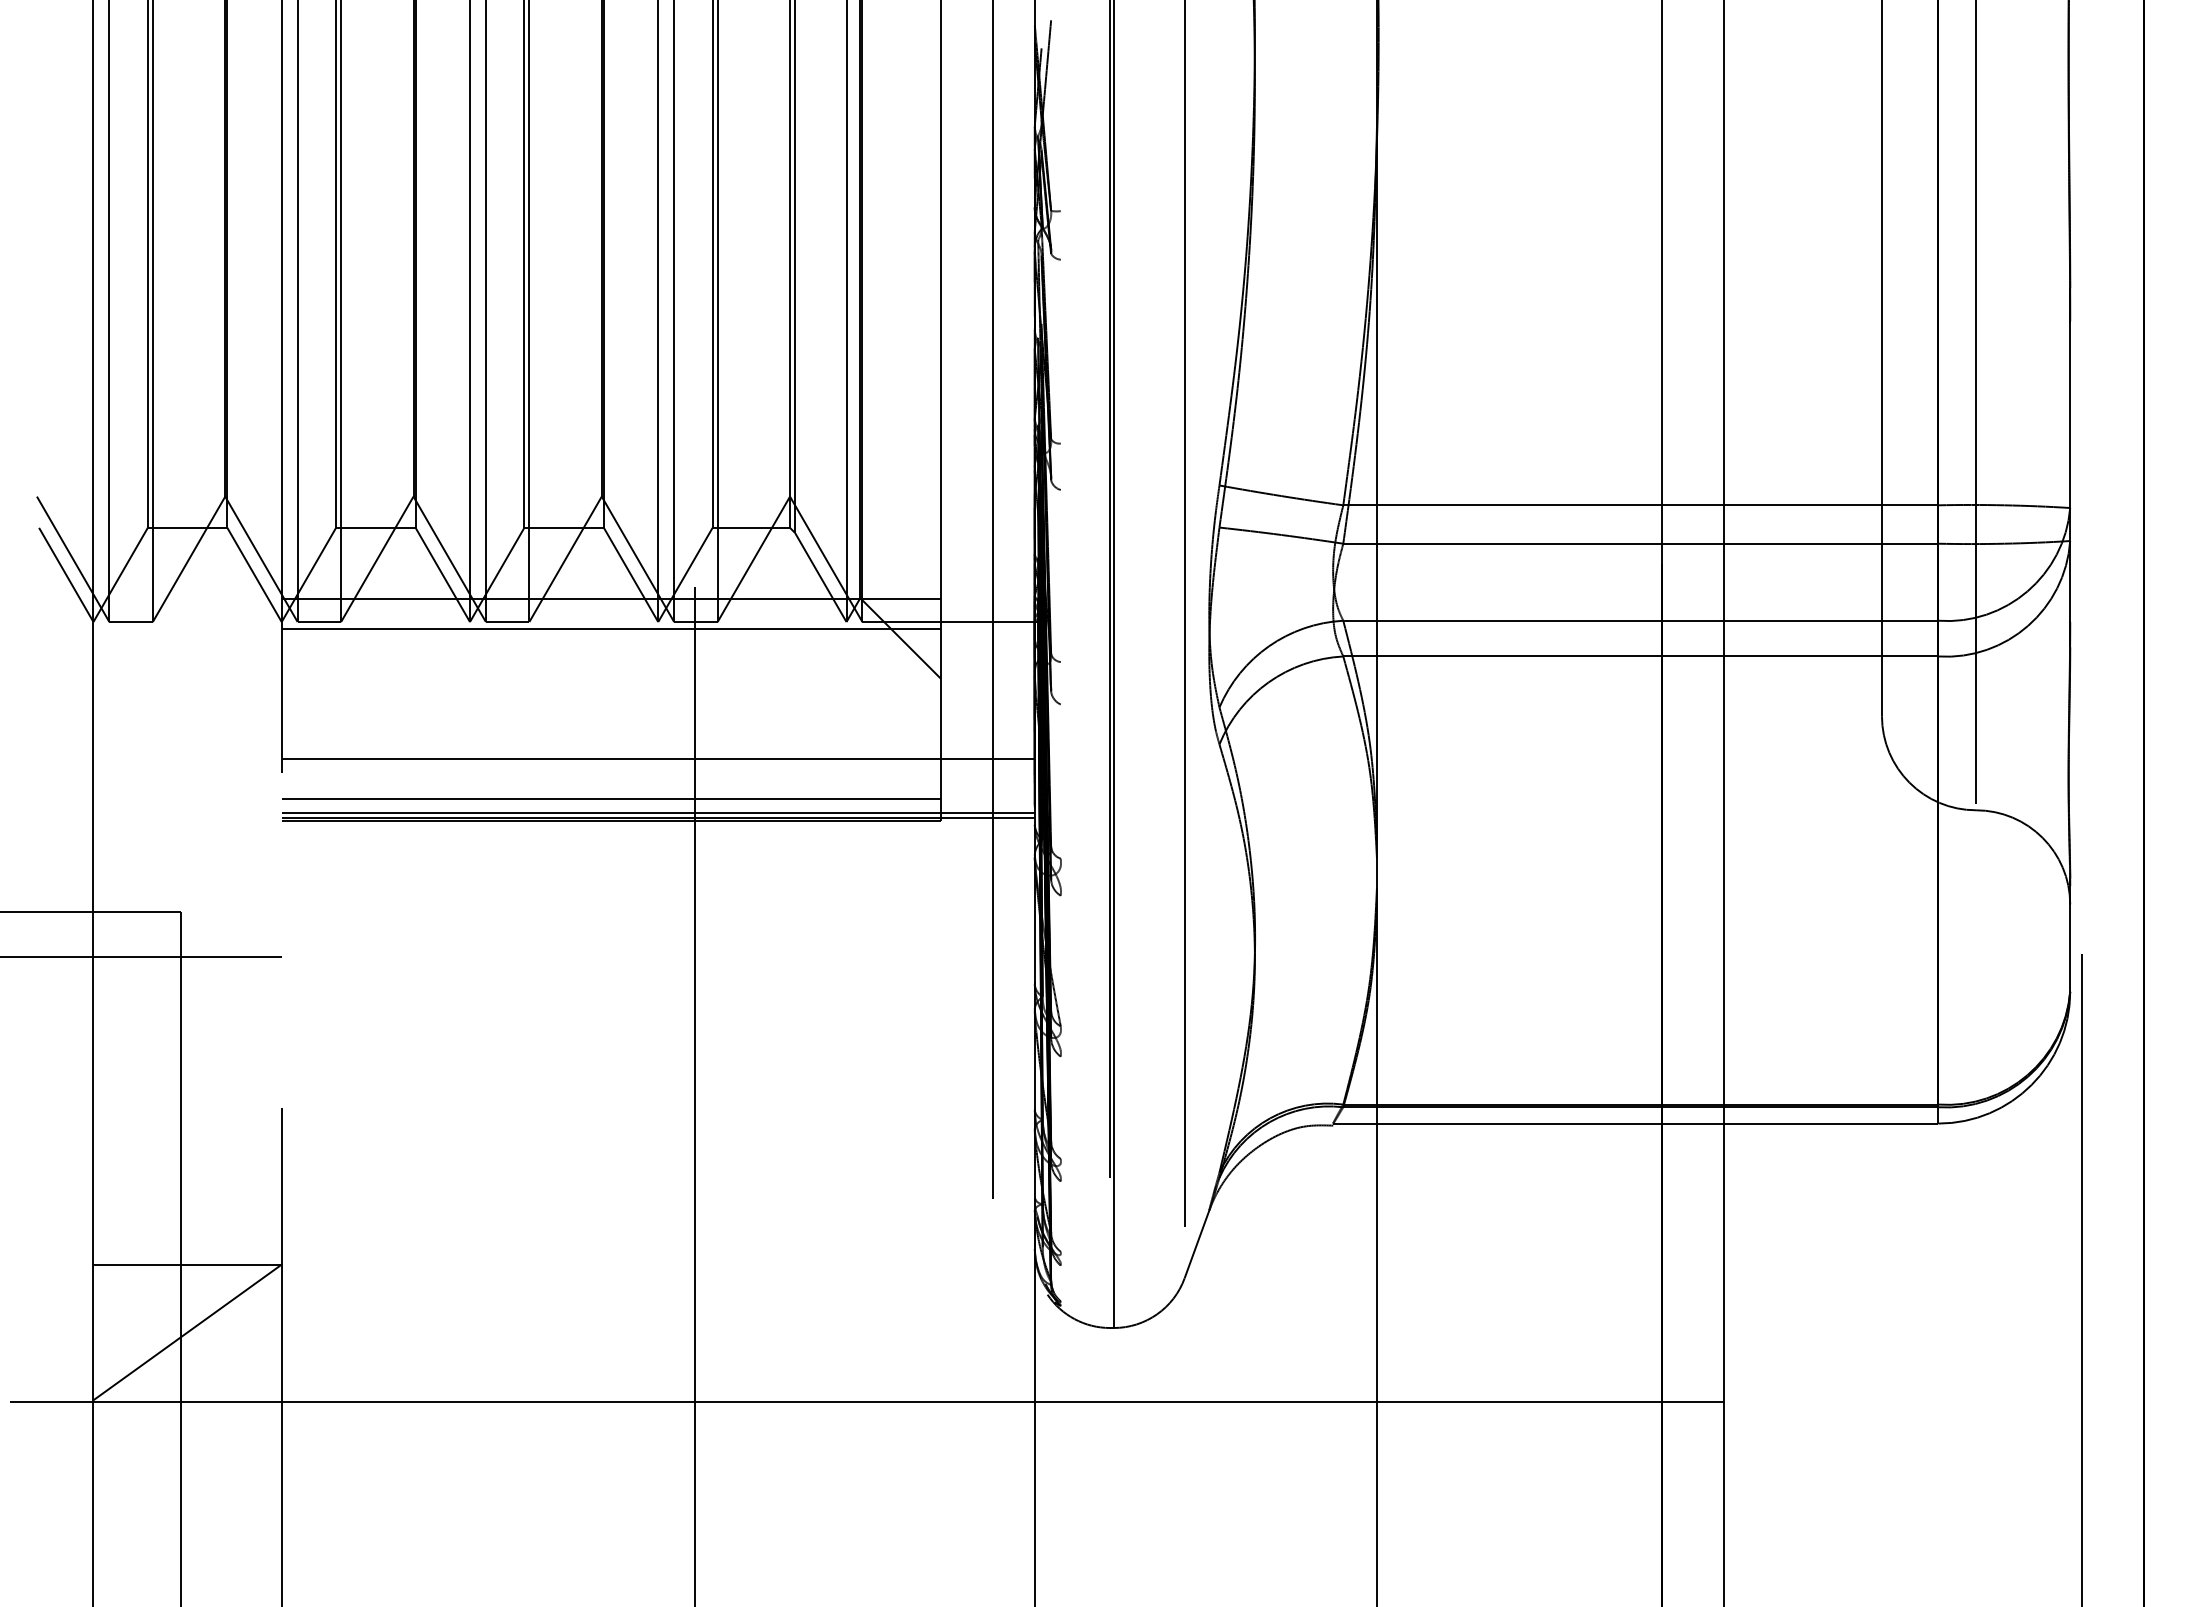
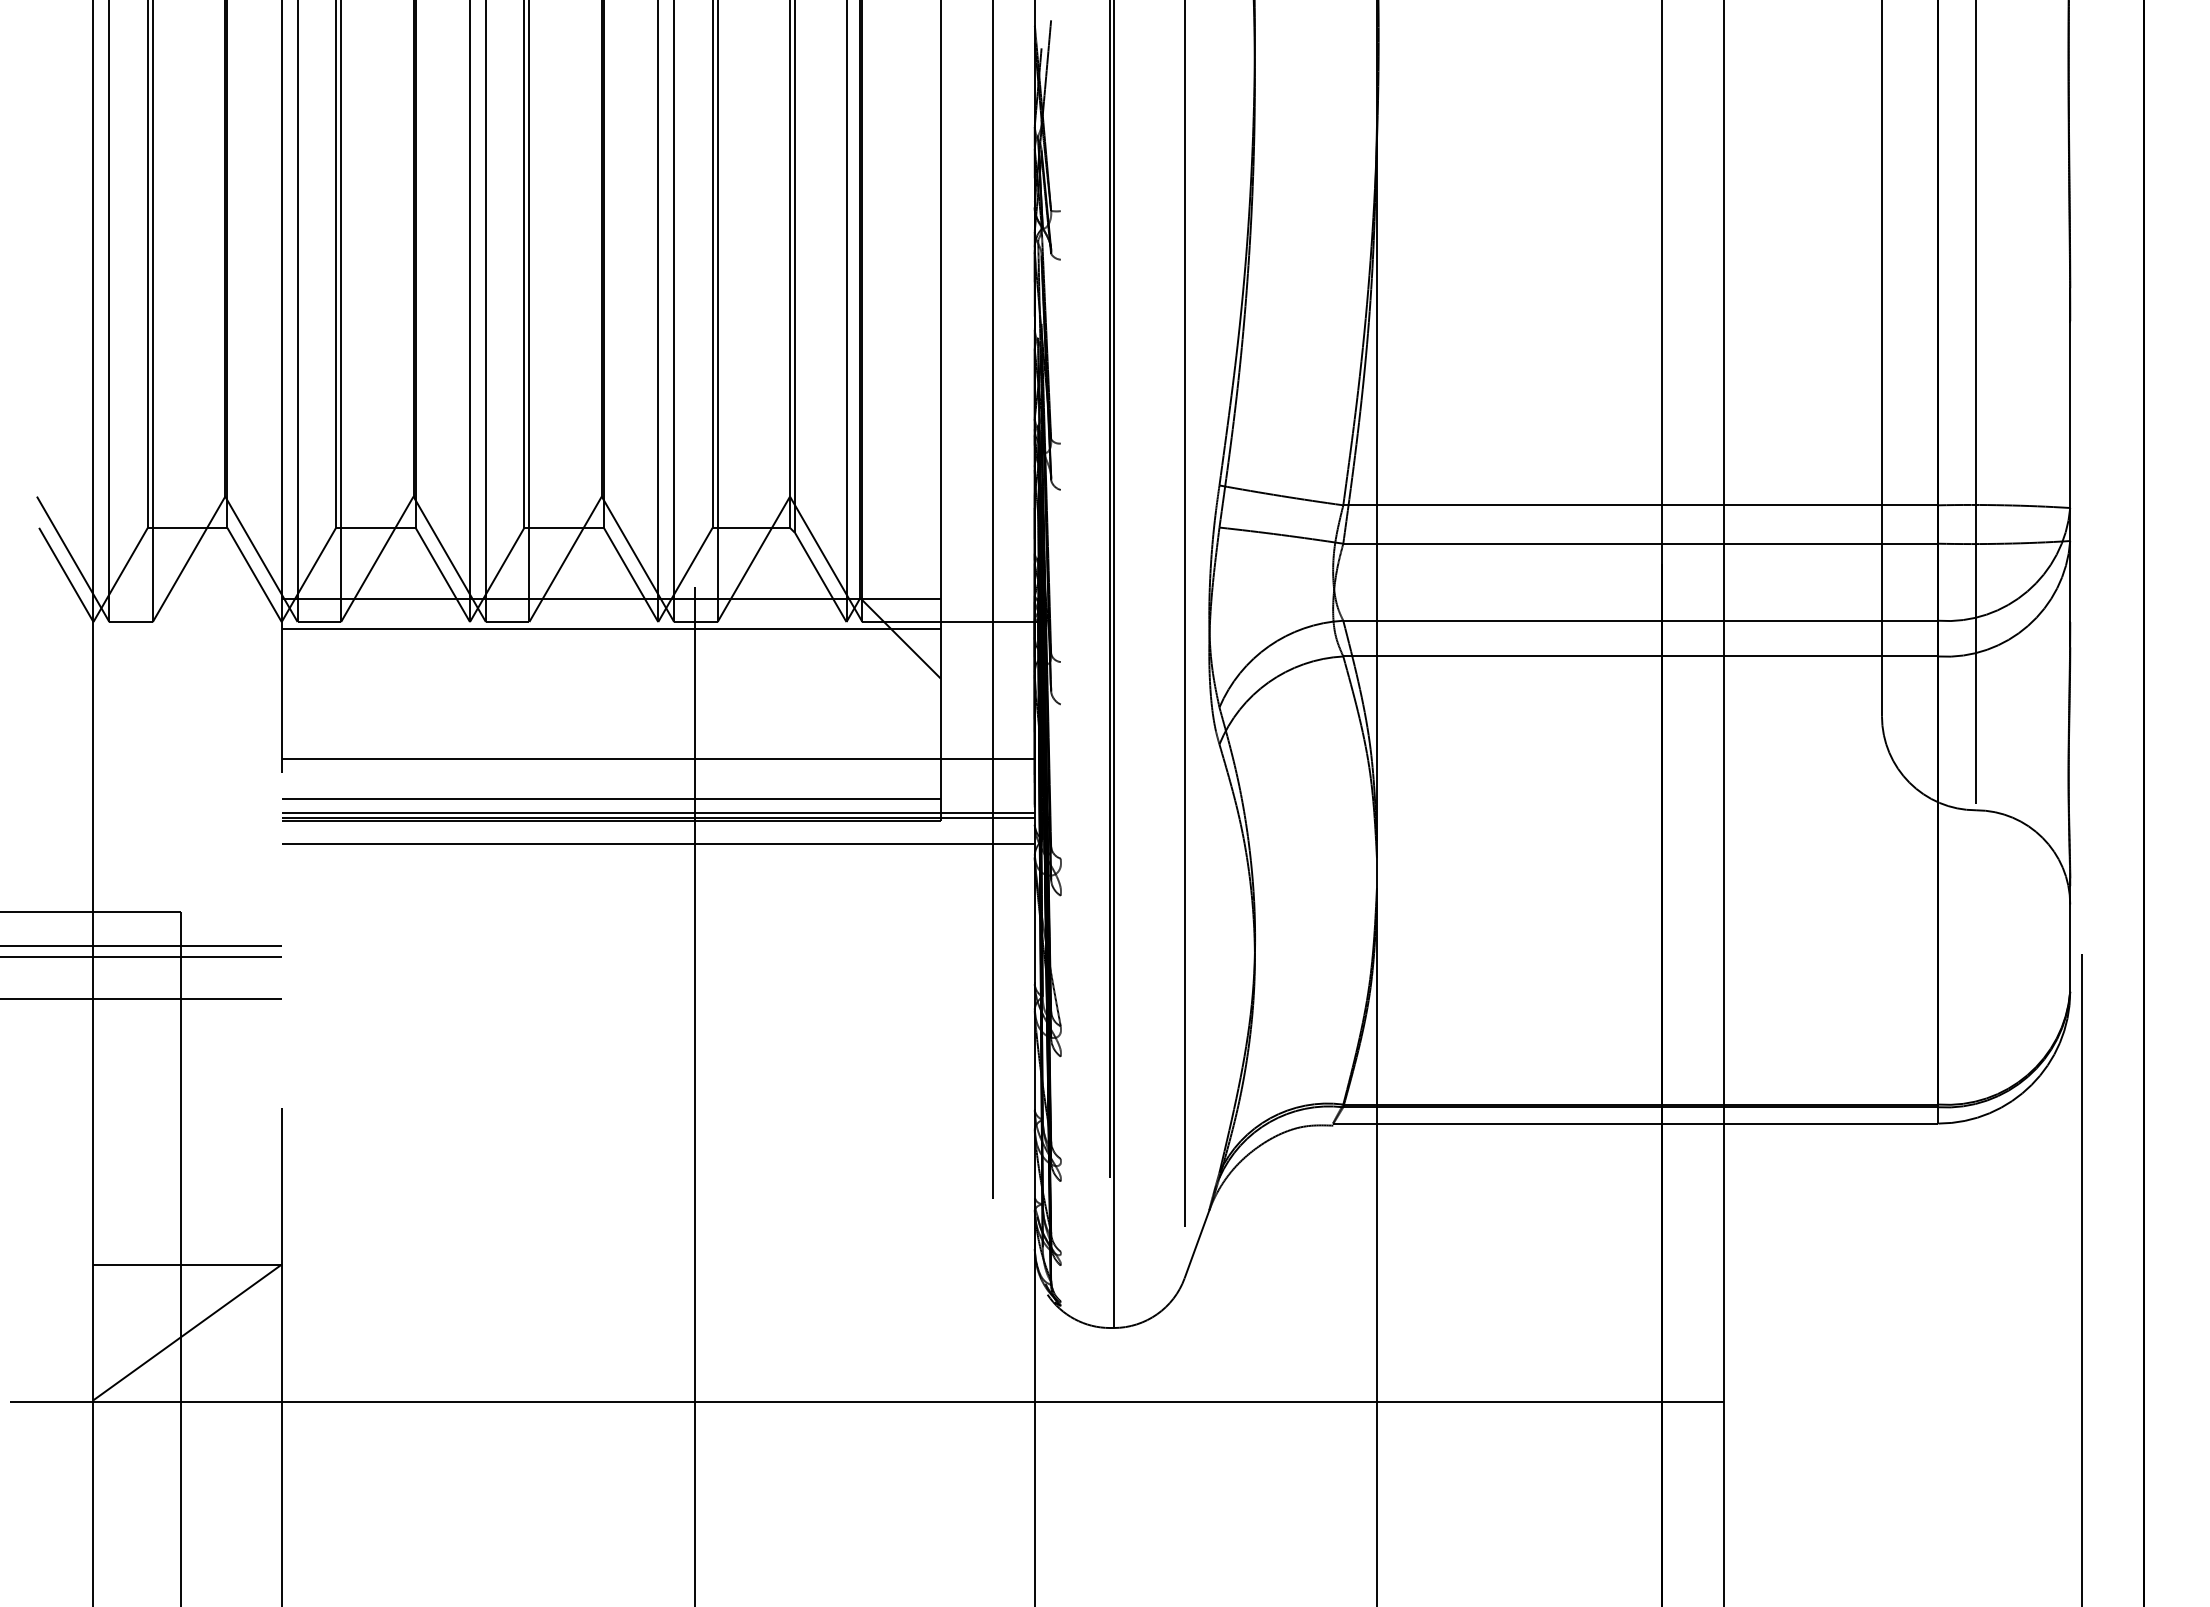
line: none -> present (657, 844)
line: none -> present (141, 945)
line: none -> present (141, 998)
